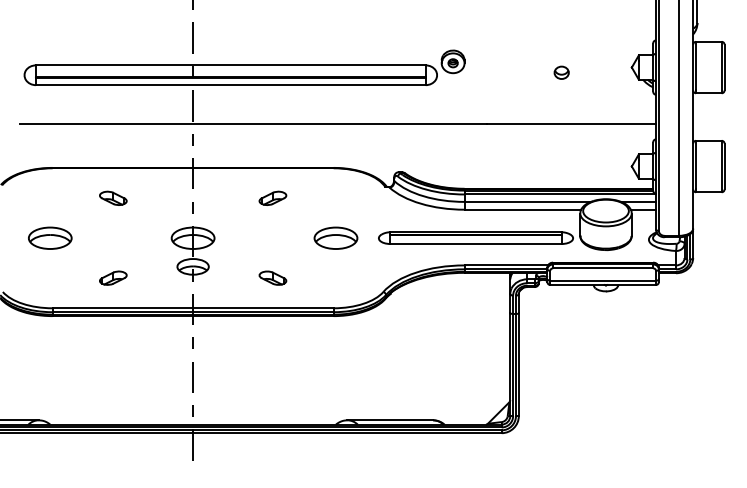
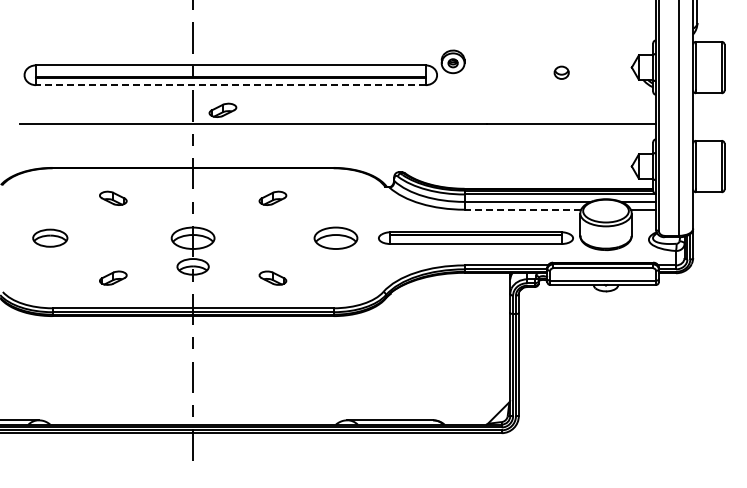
line: solid -> dashed (230, 85)
part: none -> present (222, 109)
line: solid -> dashed (522, 209)
part size: 45x24 px -> 37x20 px (50, 237)
